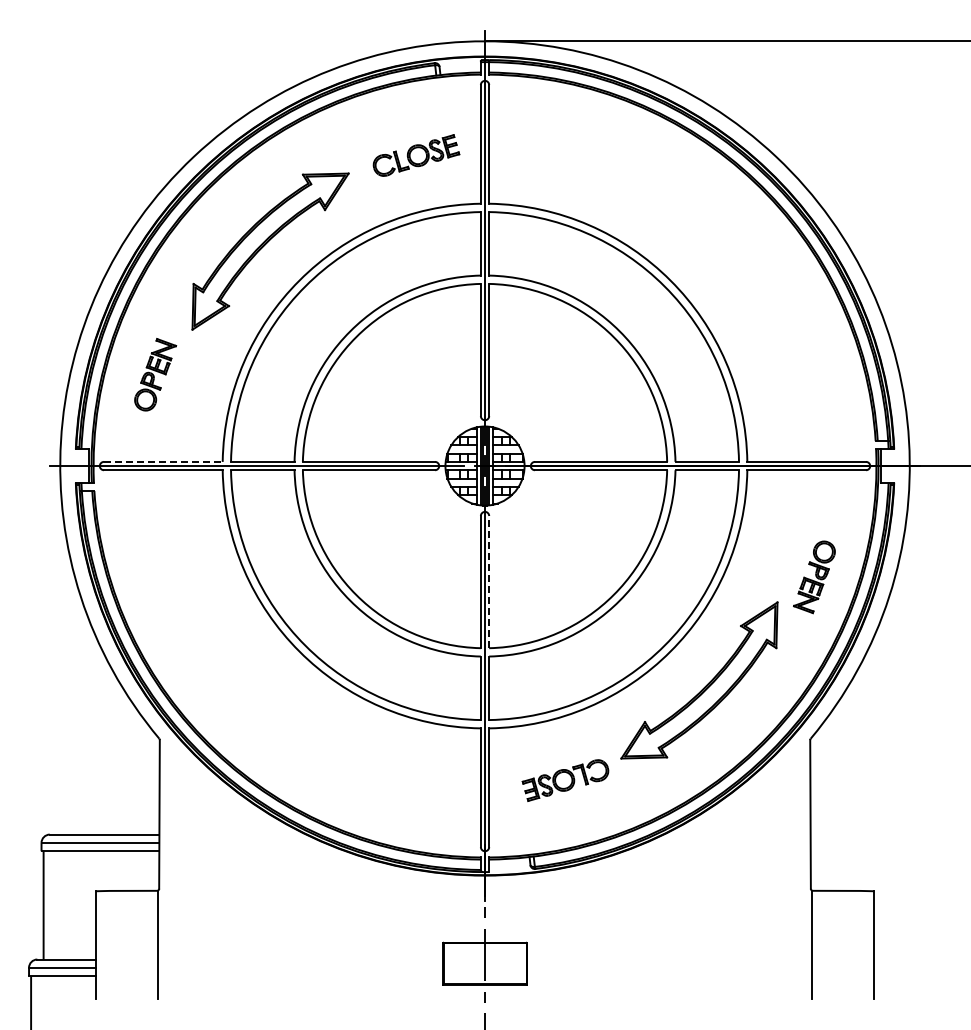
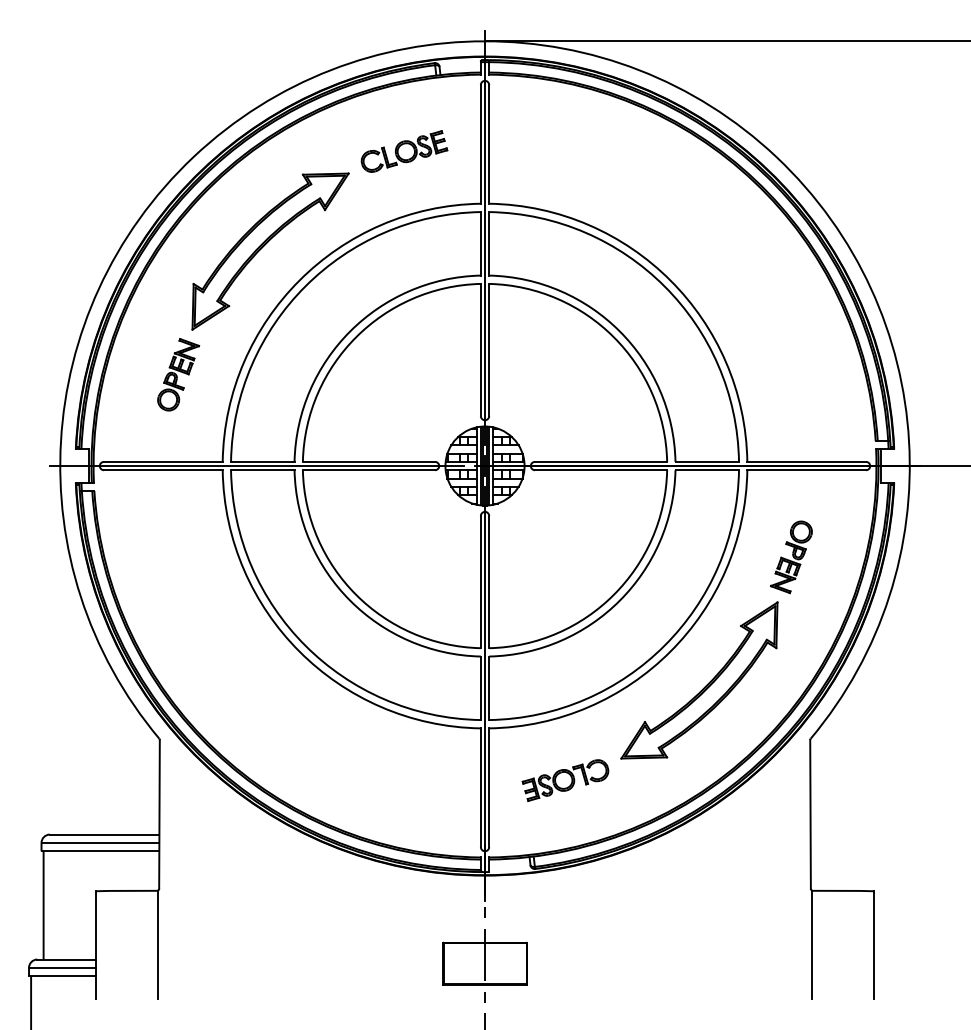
part position: (416, 155) -> (404, 151) (404, 151)
part position: (155, 374) -> (178, 374) (178, 374)
line: dashed -> solid (163, 461)
part position: (814, 577) -> (791, 557) (791, 557)
line: dashed -> solid (489, 581)
